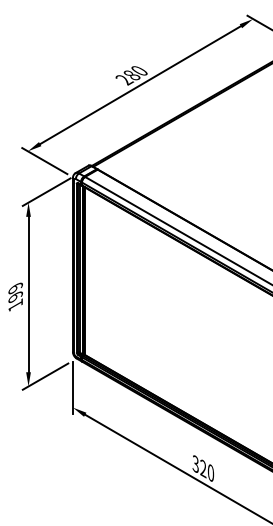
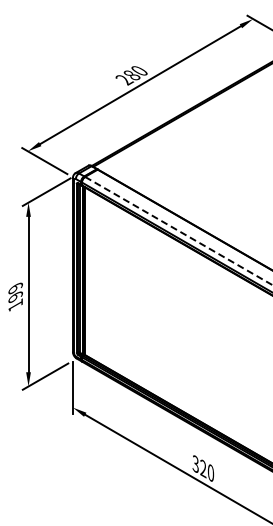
line: solid -> dashed (179, 231)
